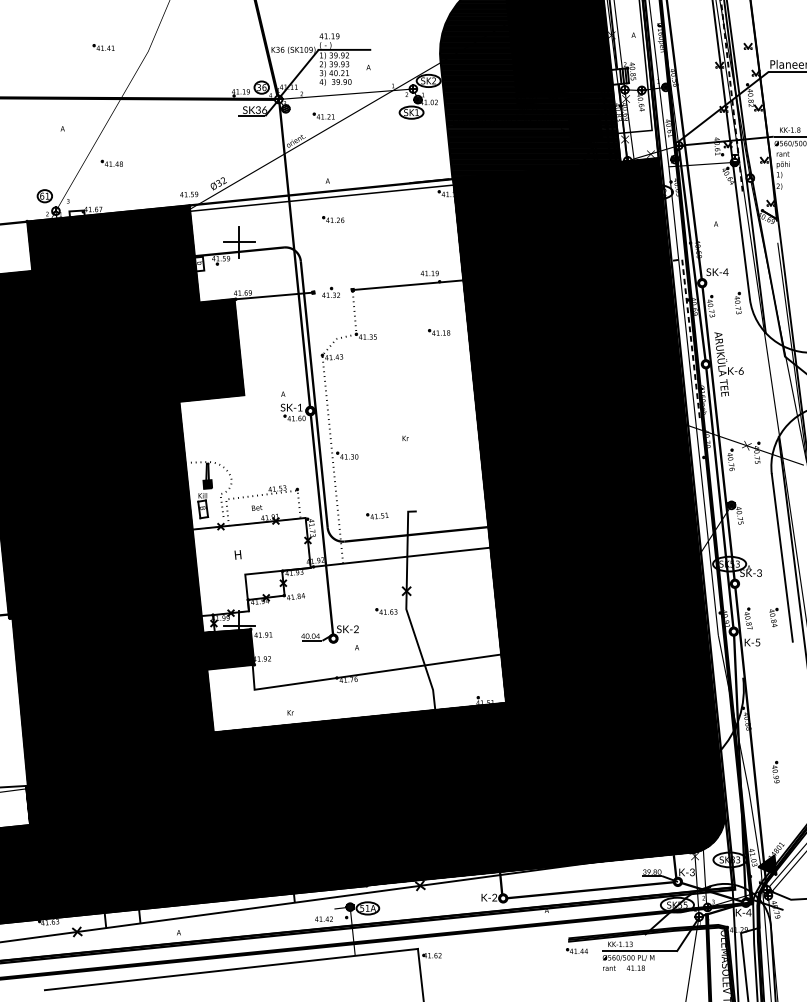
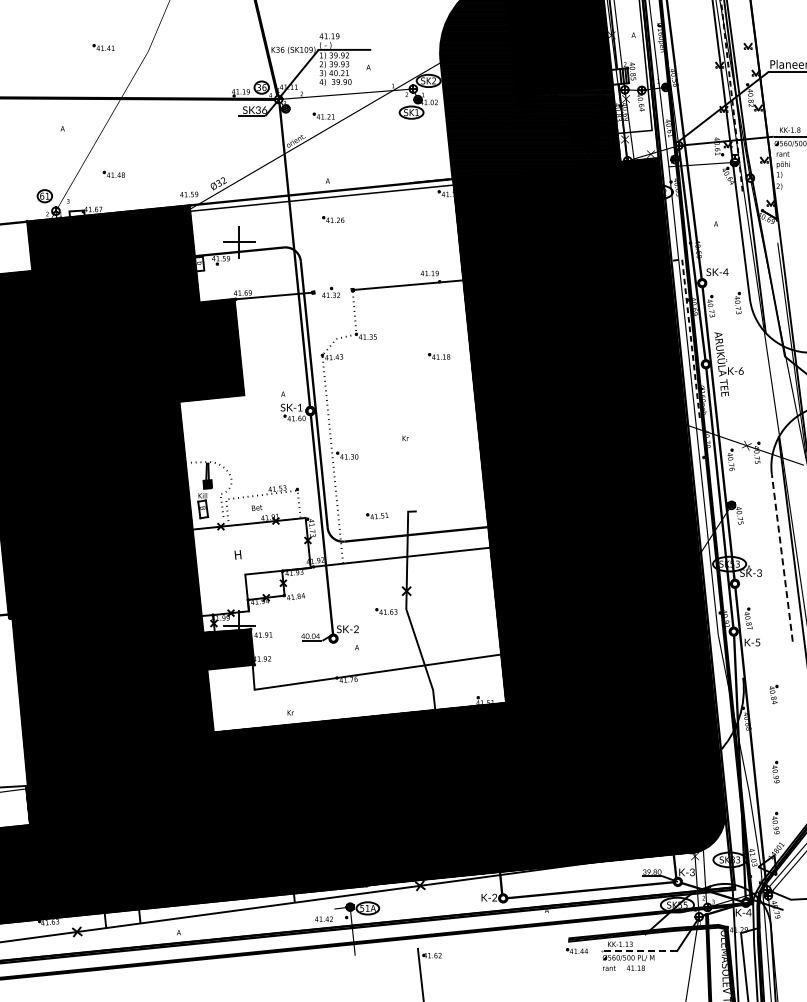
part position: (111, 162) -> (113, 173) (113, 173)
part position: (439, 332) -> (439, 356) (439, 356)
line: solid -> dashed (782, 557)
part position: (773, 617) -> (773, 694) (773, 694)
part: none -> present (775, 822)
fill: present -> none (767, 865)
line: solid -> dashed (638, 950)
line: present -> none (230, 969)
